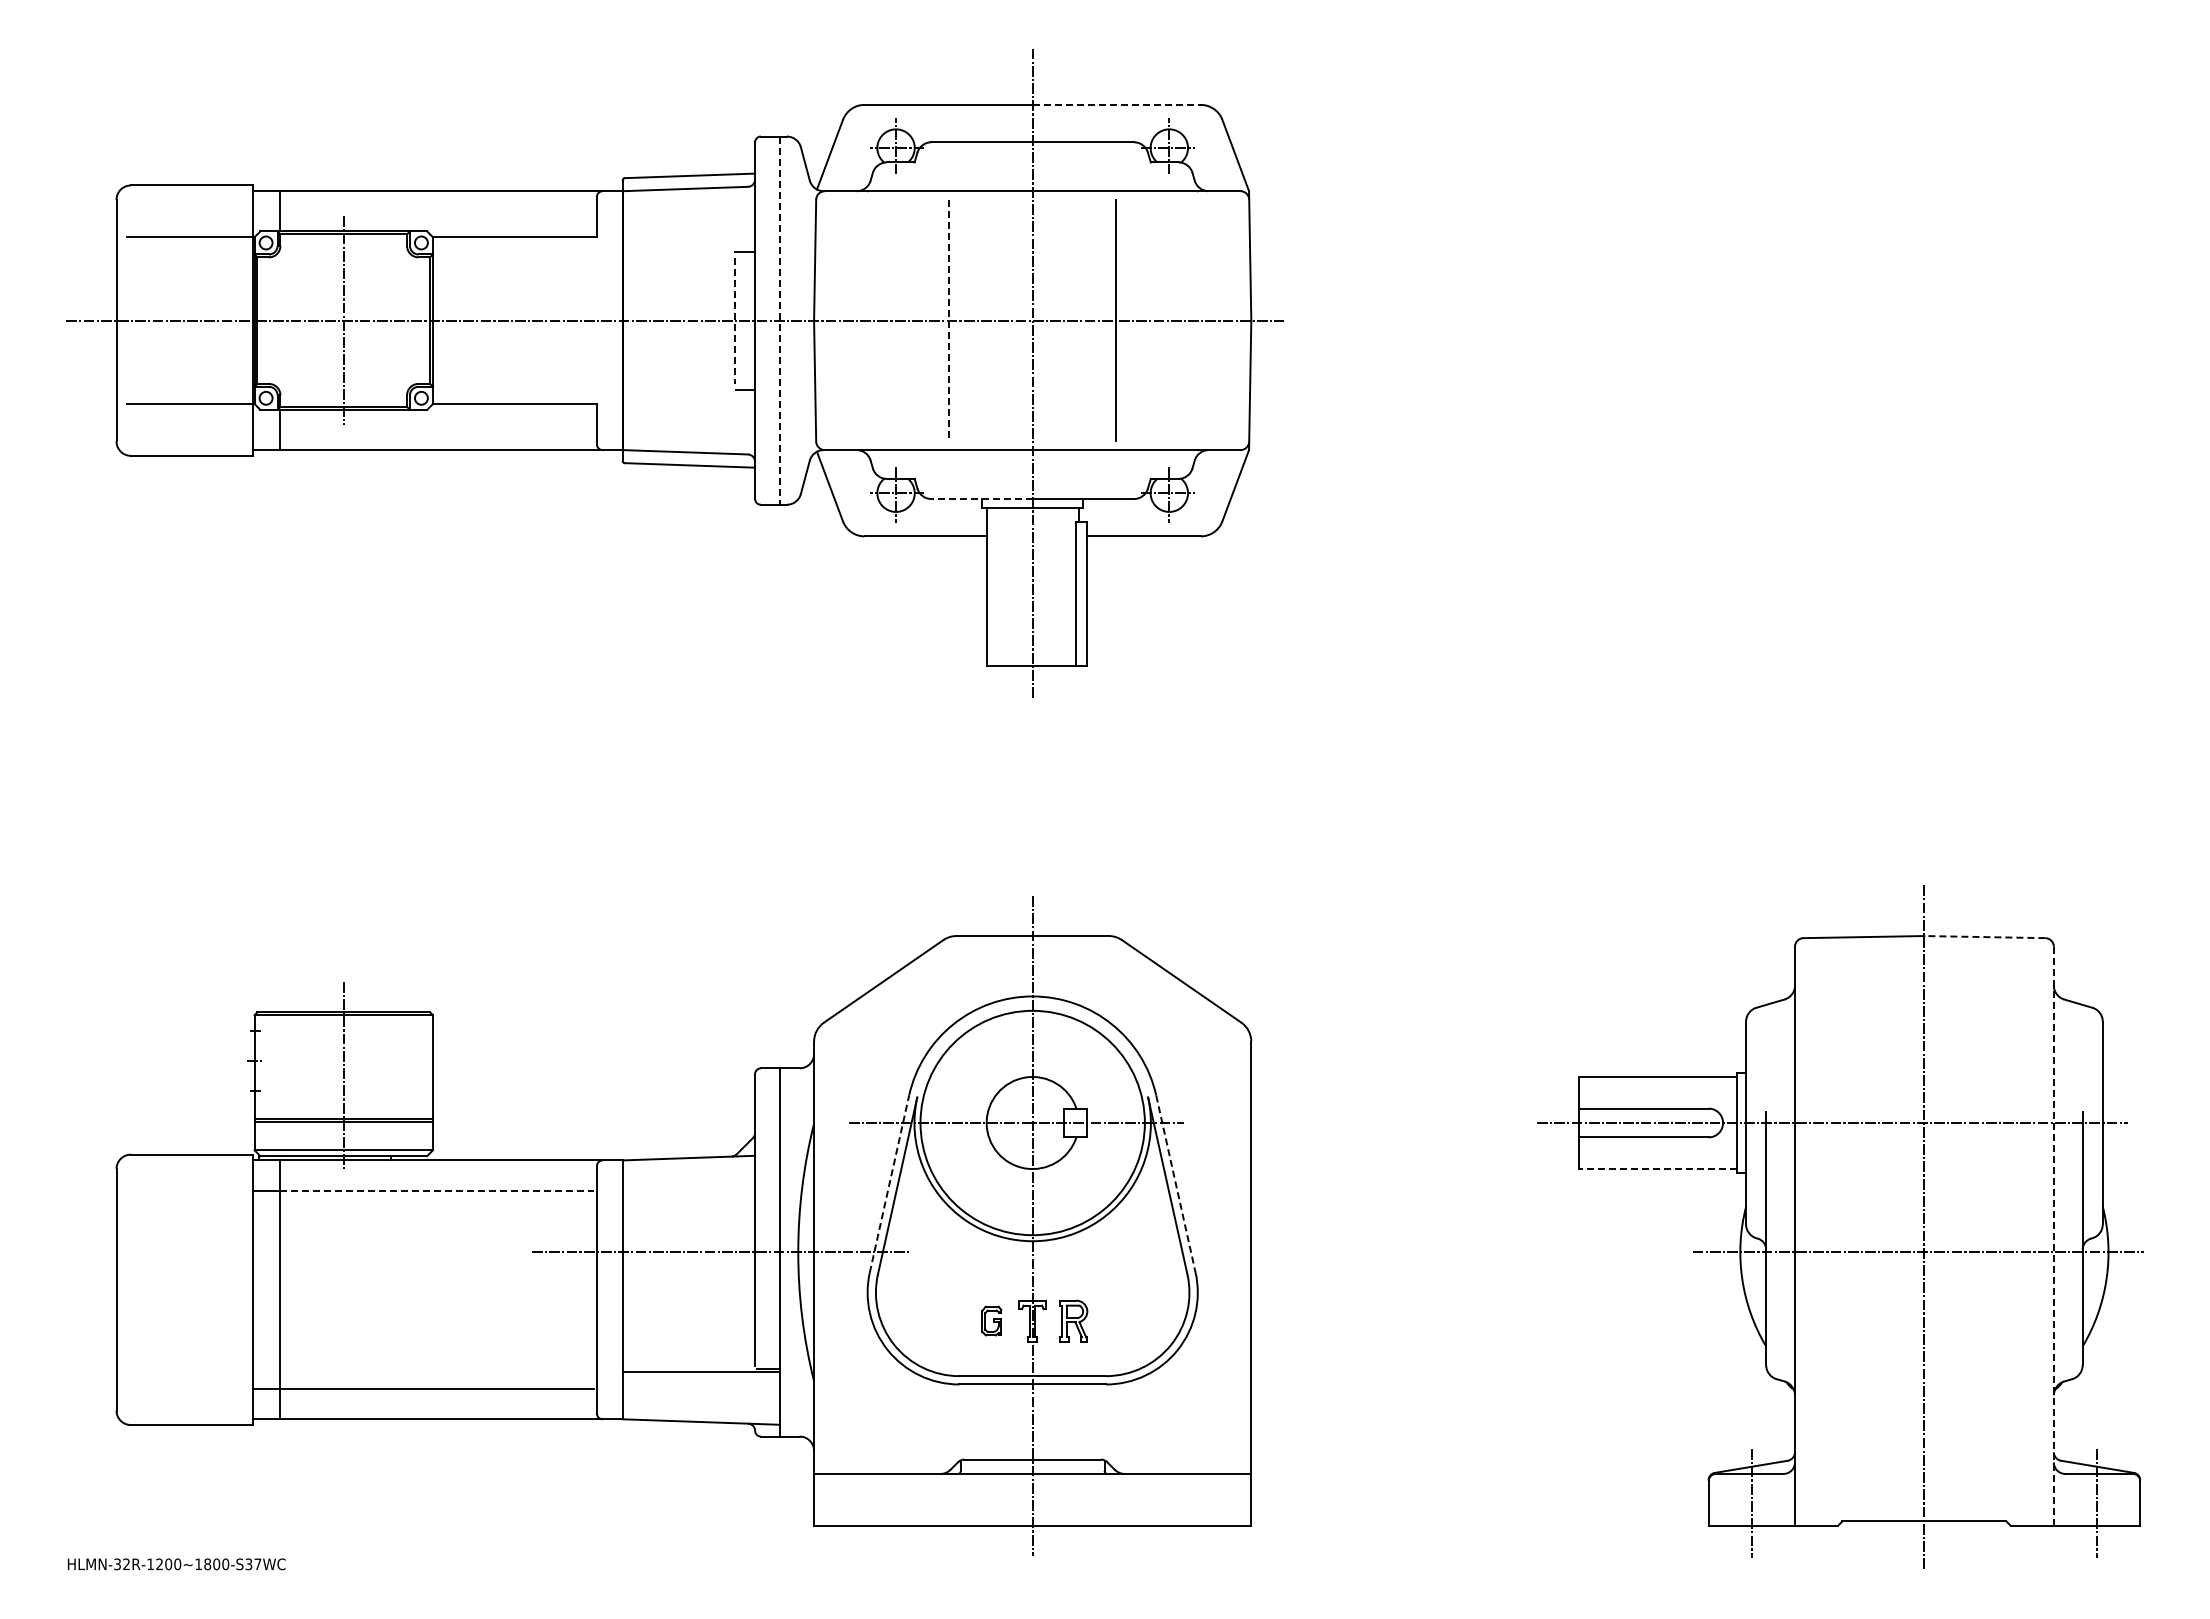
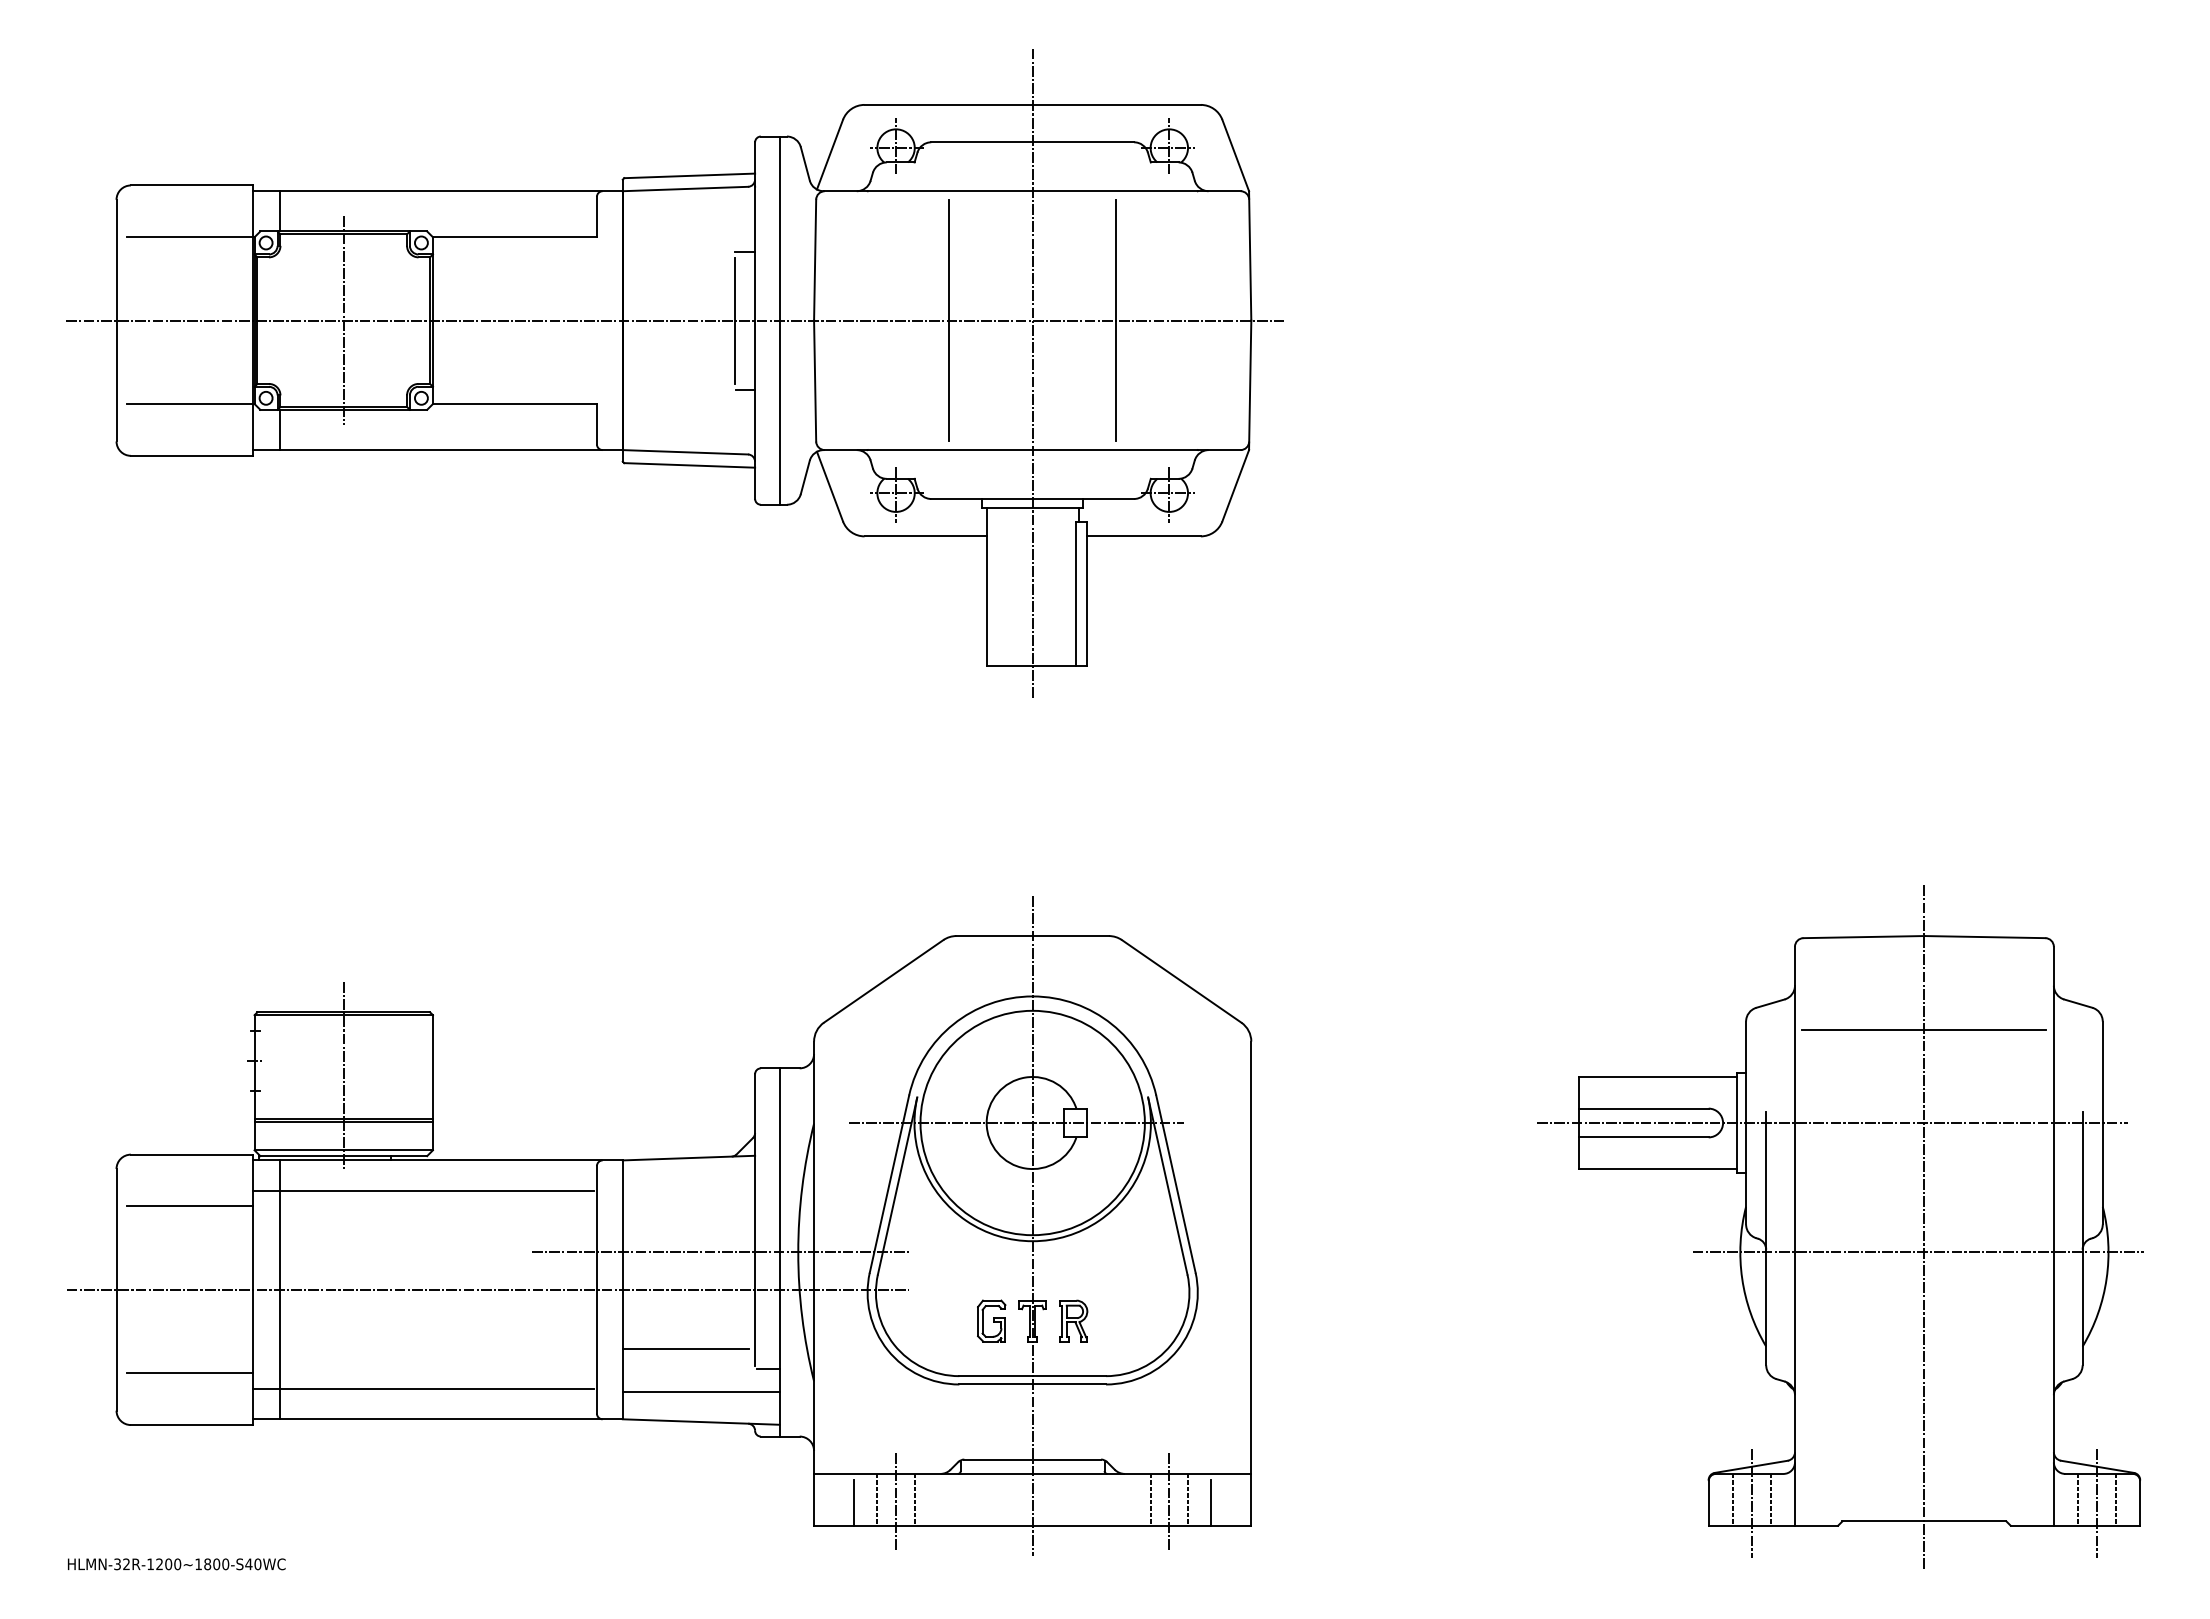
line: dashed -> solid (1117, 104)
line: dashed -> solid (734, 320)
line: dashed -> solid (949, 320)
line: dashed -> solid (779, 321)
line: dashed -> solid (981, 499)
line: dashed -> solid (1984, 937)
line: none -> present (1923, 1029)
line: dashed -> solid (1657, 1169)
line: dashed -> solid (889, 1184)
line: dashed -> solid (1175, 1184)
line: dashed -> solid (437, 1190)
line: none -> present (189, 1206)
line: dashed -> solid (2053, 1236)
line: none -> present (487, 1289)
part size: 22x32 px -> 30x44 px (991, 1320)
line: none -> present (685, 1348)
line position: (700, 1372) -> (700, 1392) (700, 1392)
line: none -> present (189, 1373)
line: none -> present (877, 1499)
line: none -> present (914, 1499)
line: none -> present (1150, 1499)
line: none -> present (1188, 1499)
line: none -> present (1733, 1499)
line: none -> present (1770, 1499)
line: none -> present (2078, 1499)
line: none -> present (2115, 1499)
line: none -> present (1169, 1501)
line: none -> present (854, 1502)
line: none -> present (896, 1502)
line: none -> present (1211, 1502)
text: HLMN-32R-1200~1800-S37WC -> HLMN-32R-1200~1800-S40WC (253, 1564)
